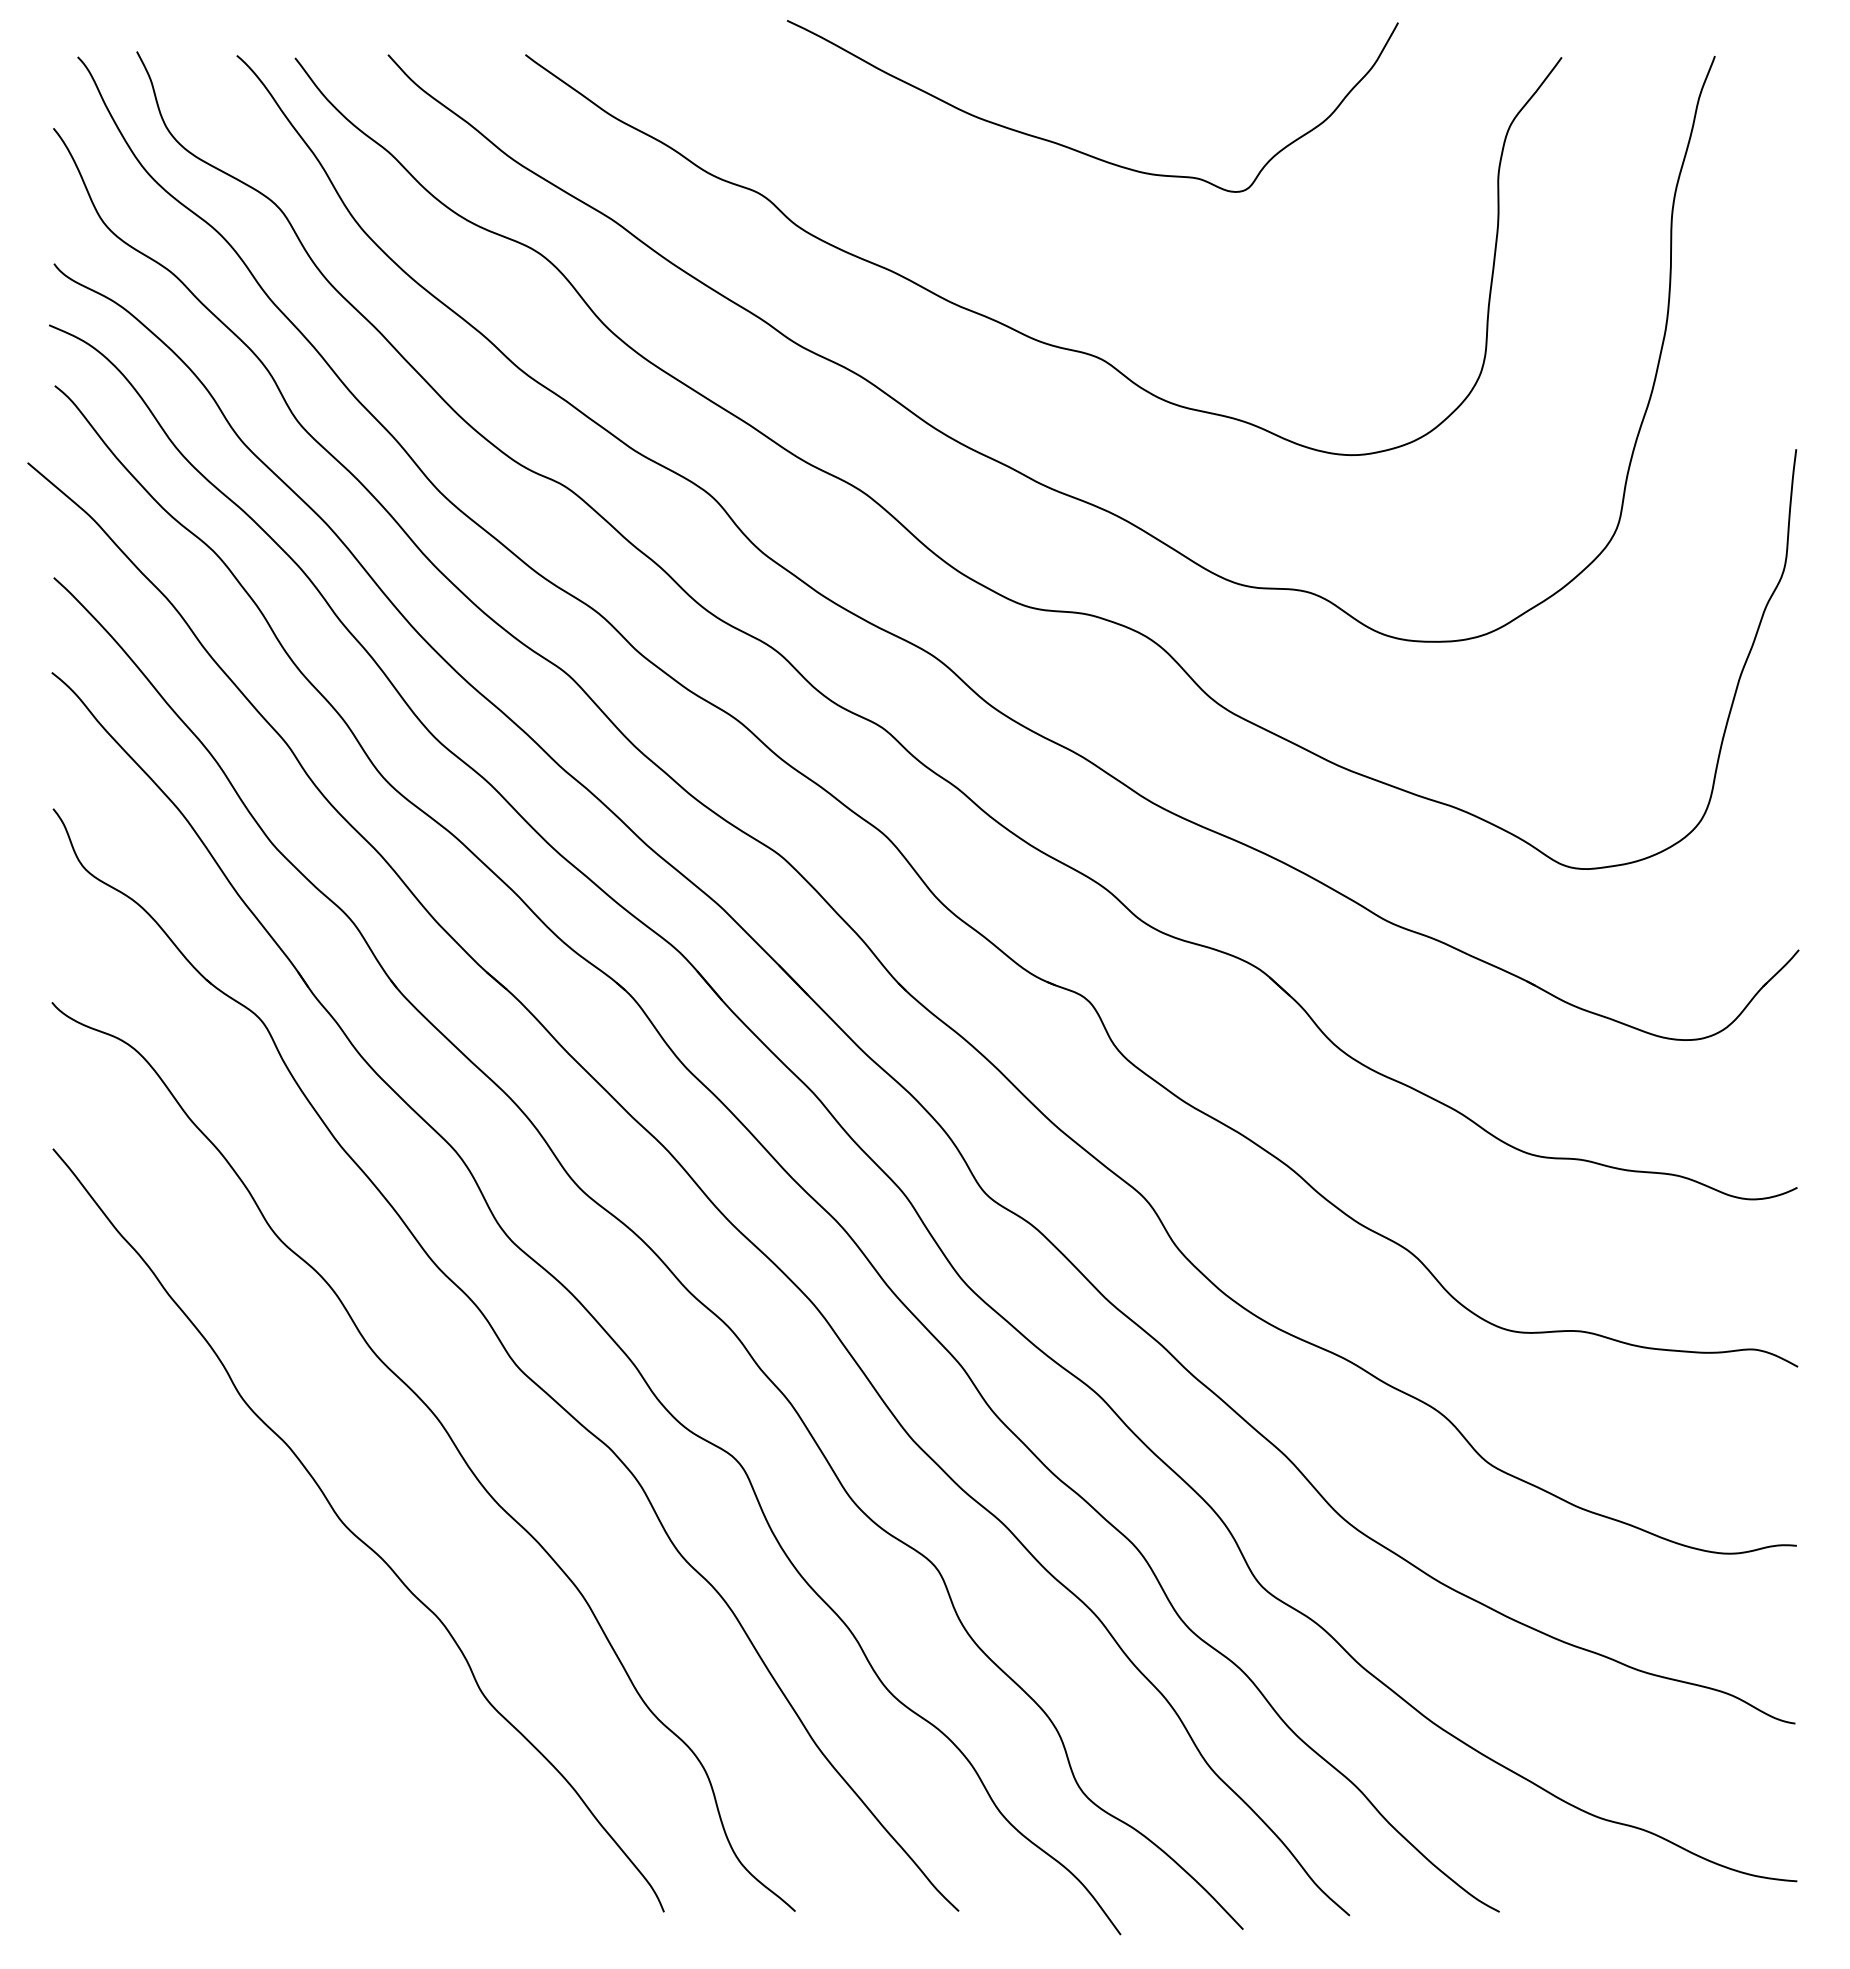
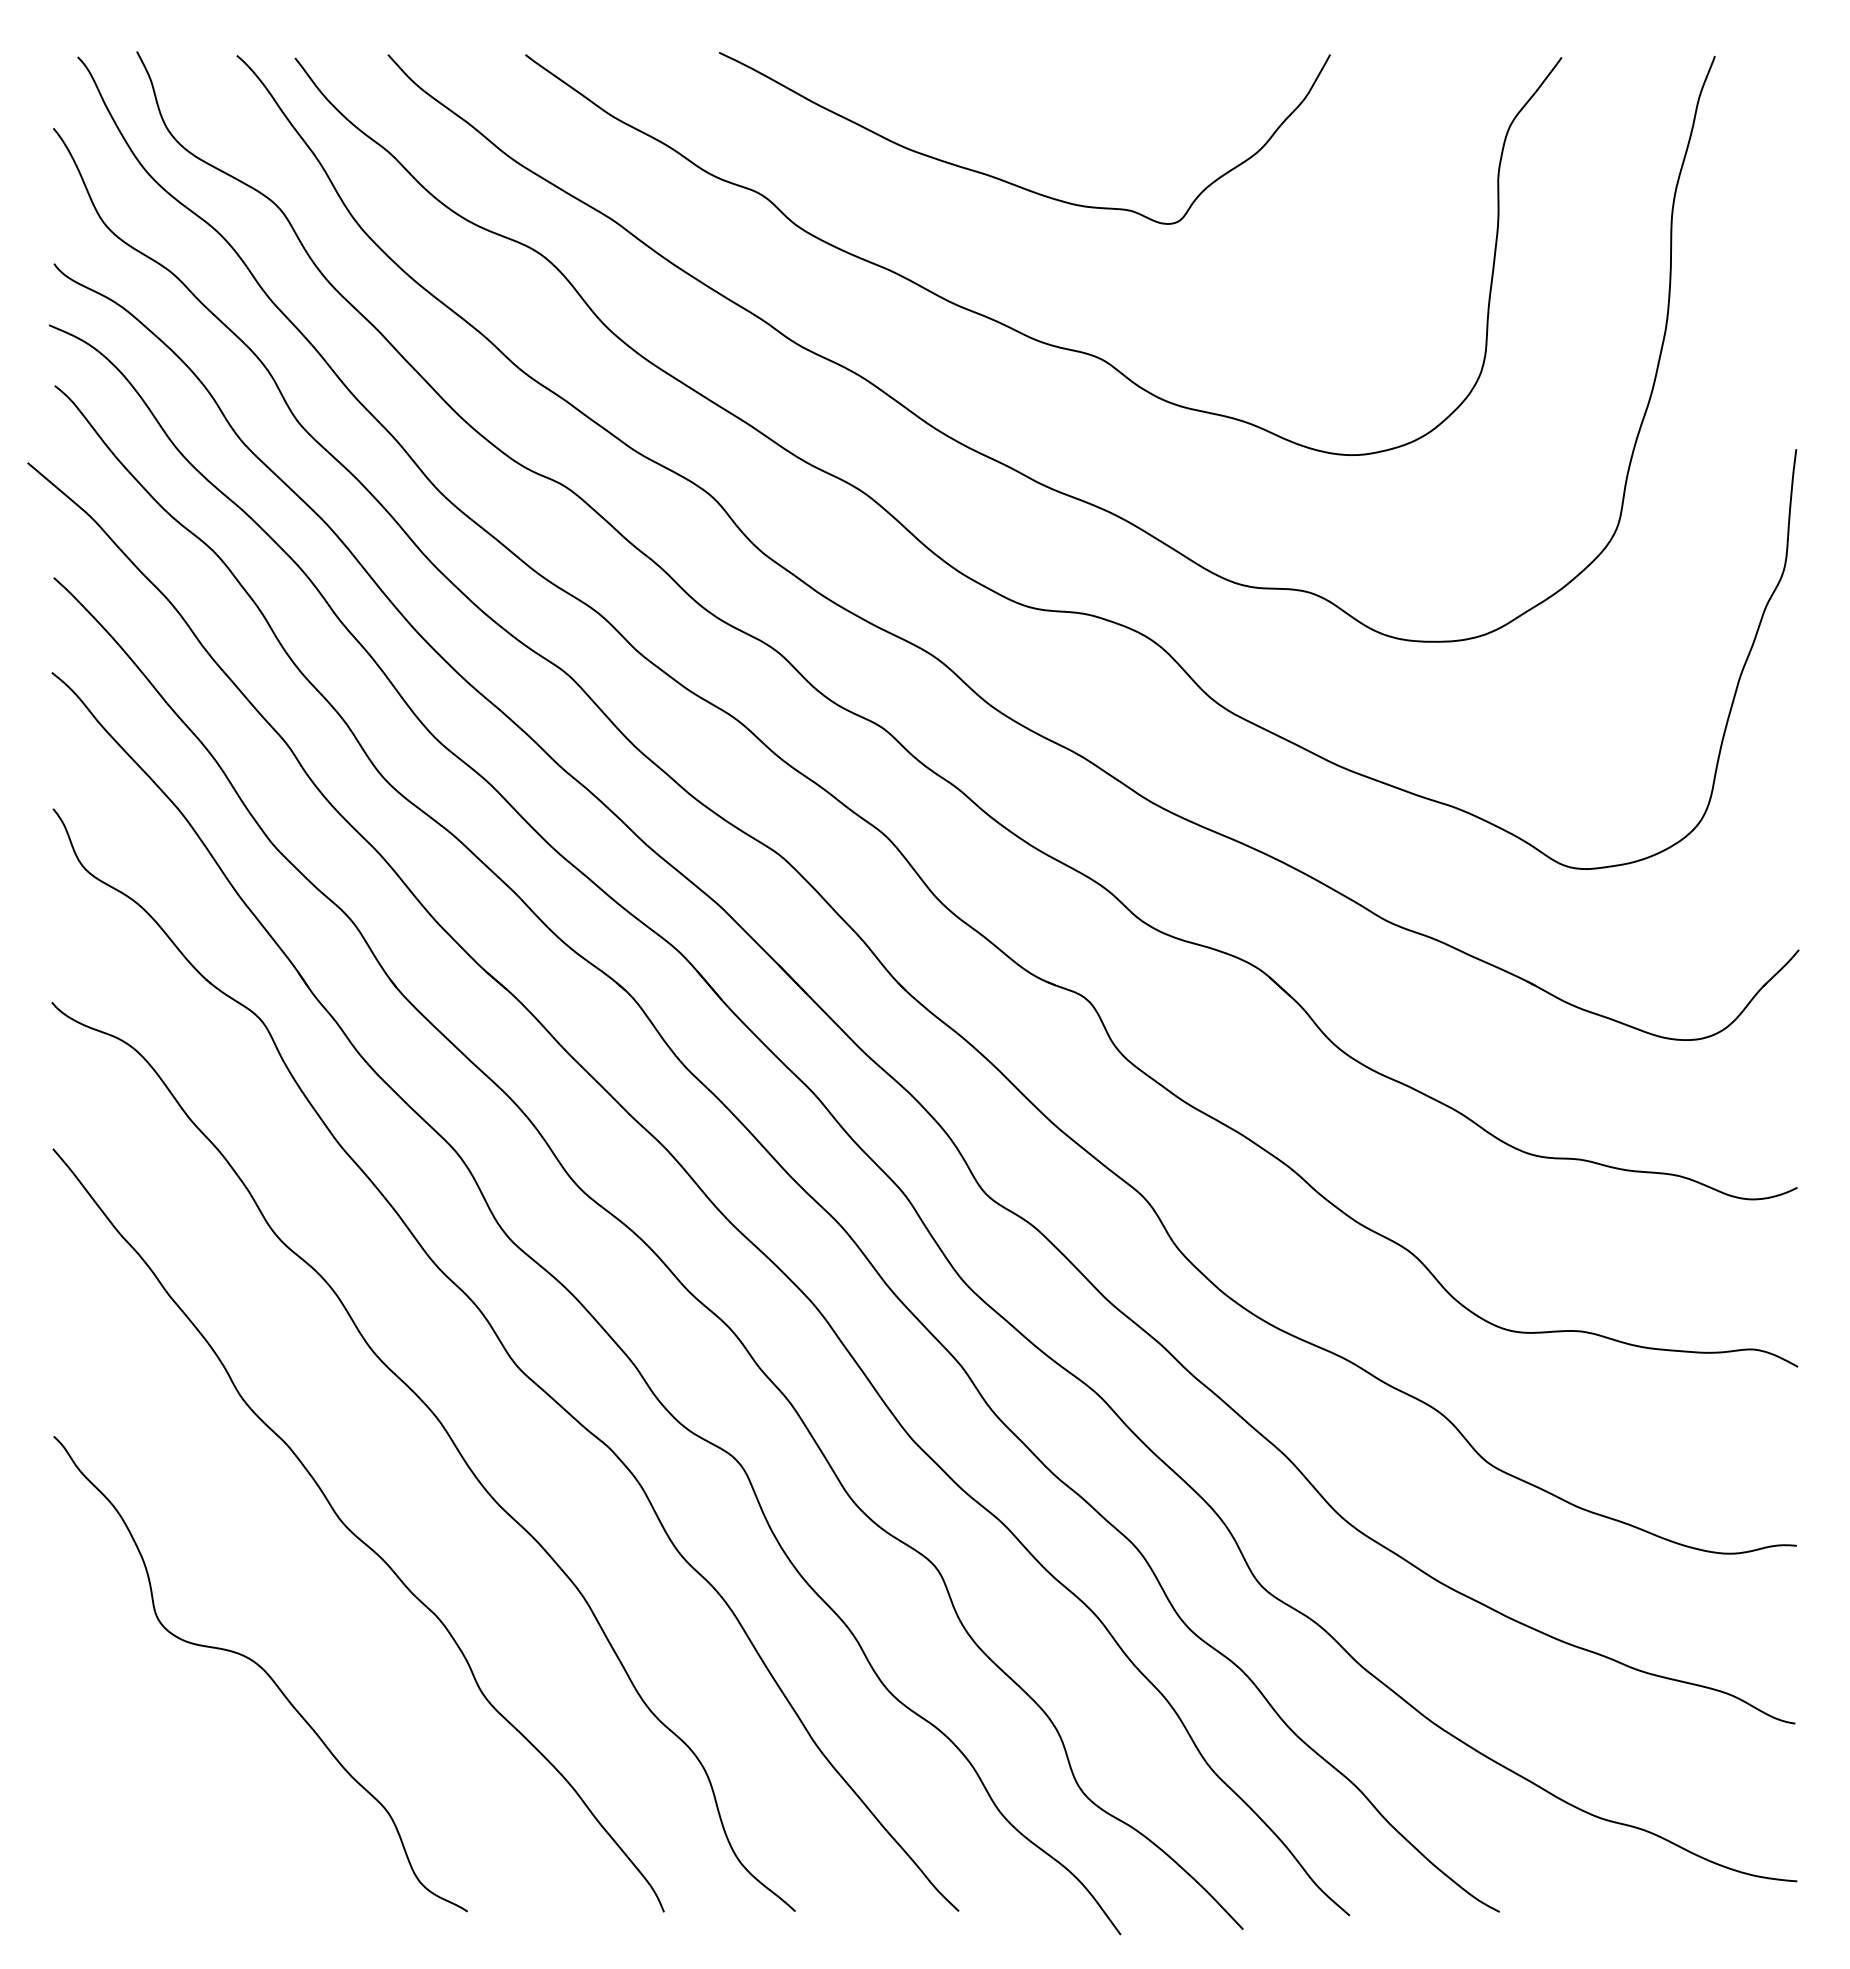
curve position: (1076, 149) -> (1008, 181) (1008, 181)
curve: none -> present (263, 1671)
